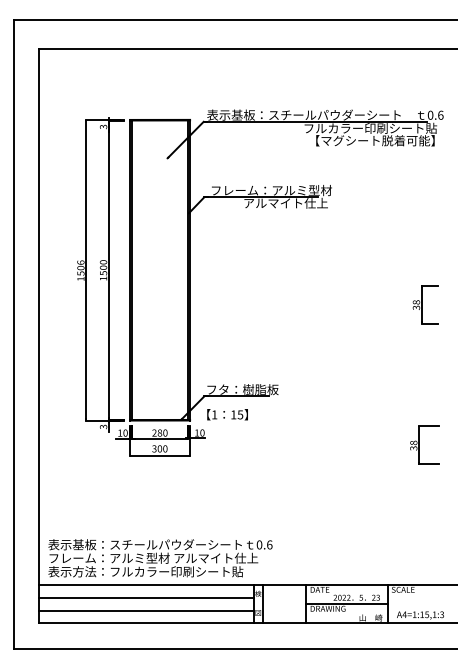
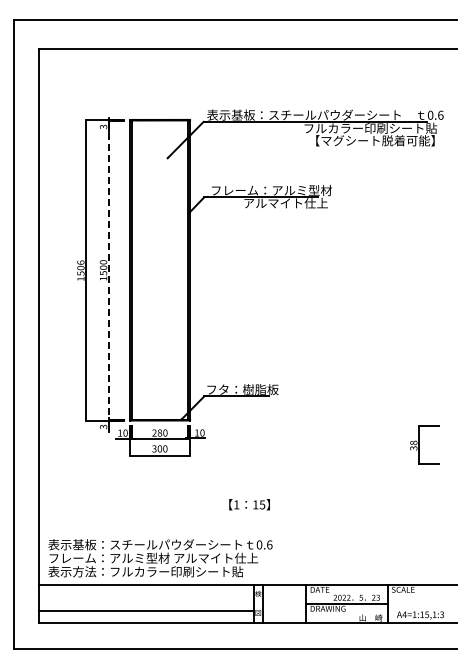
line: solid -> dashed (109, 270)
part: present -> none (425, 304)
text position: (227, 414) -> (249, 504) (249, 504)
line: present -> none (145, 598)
